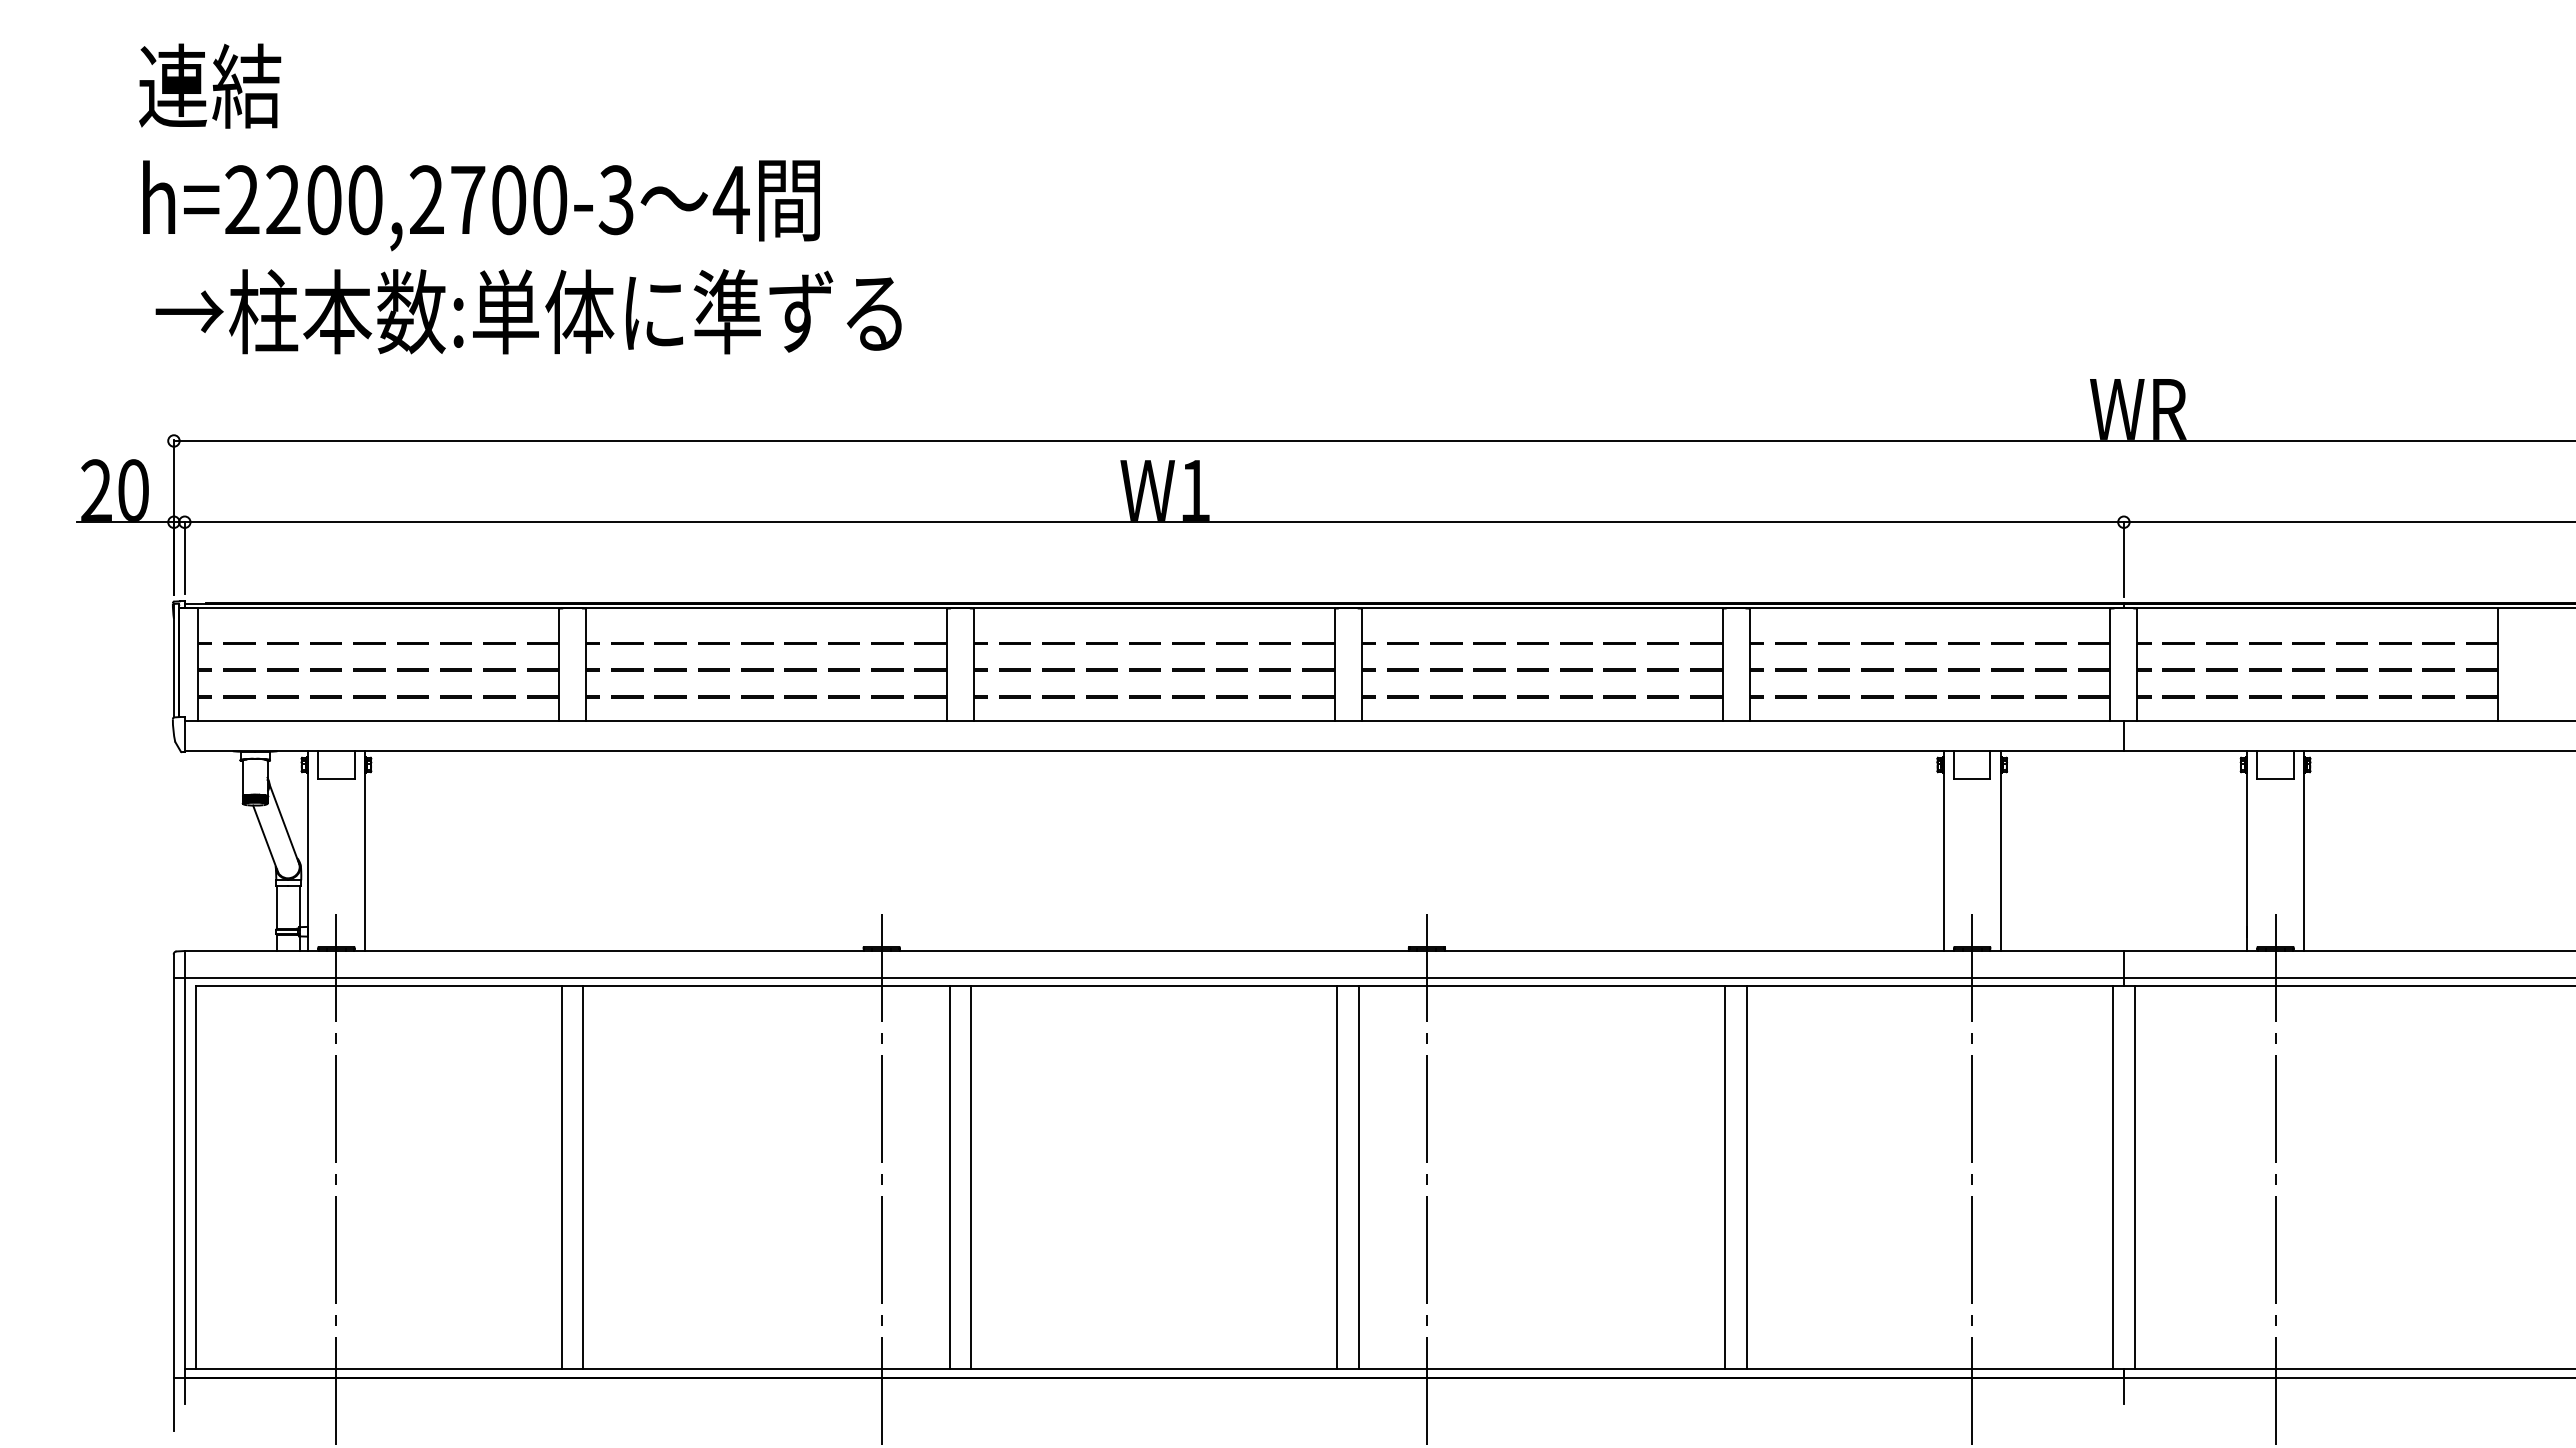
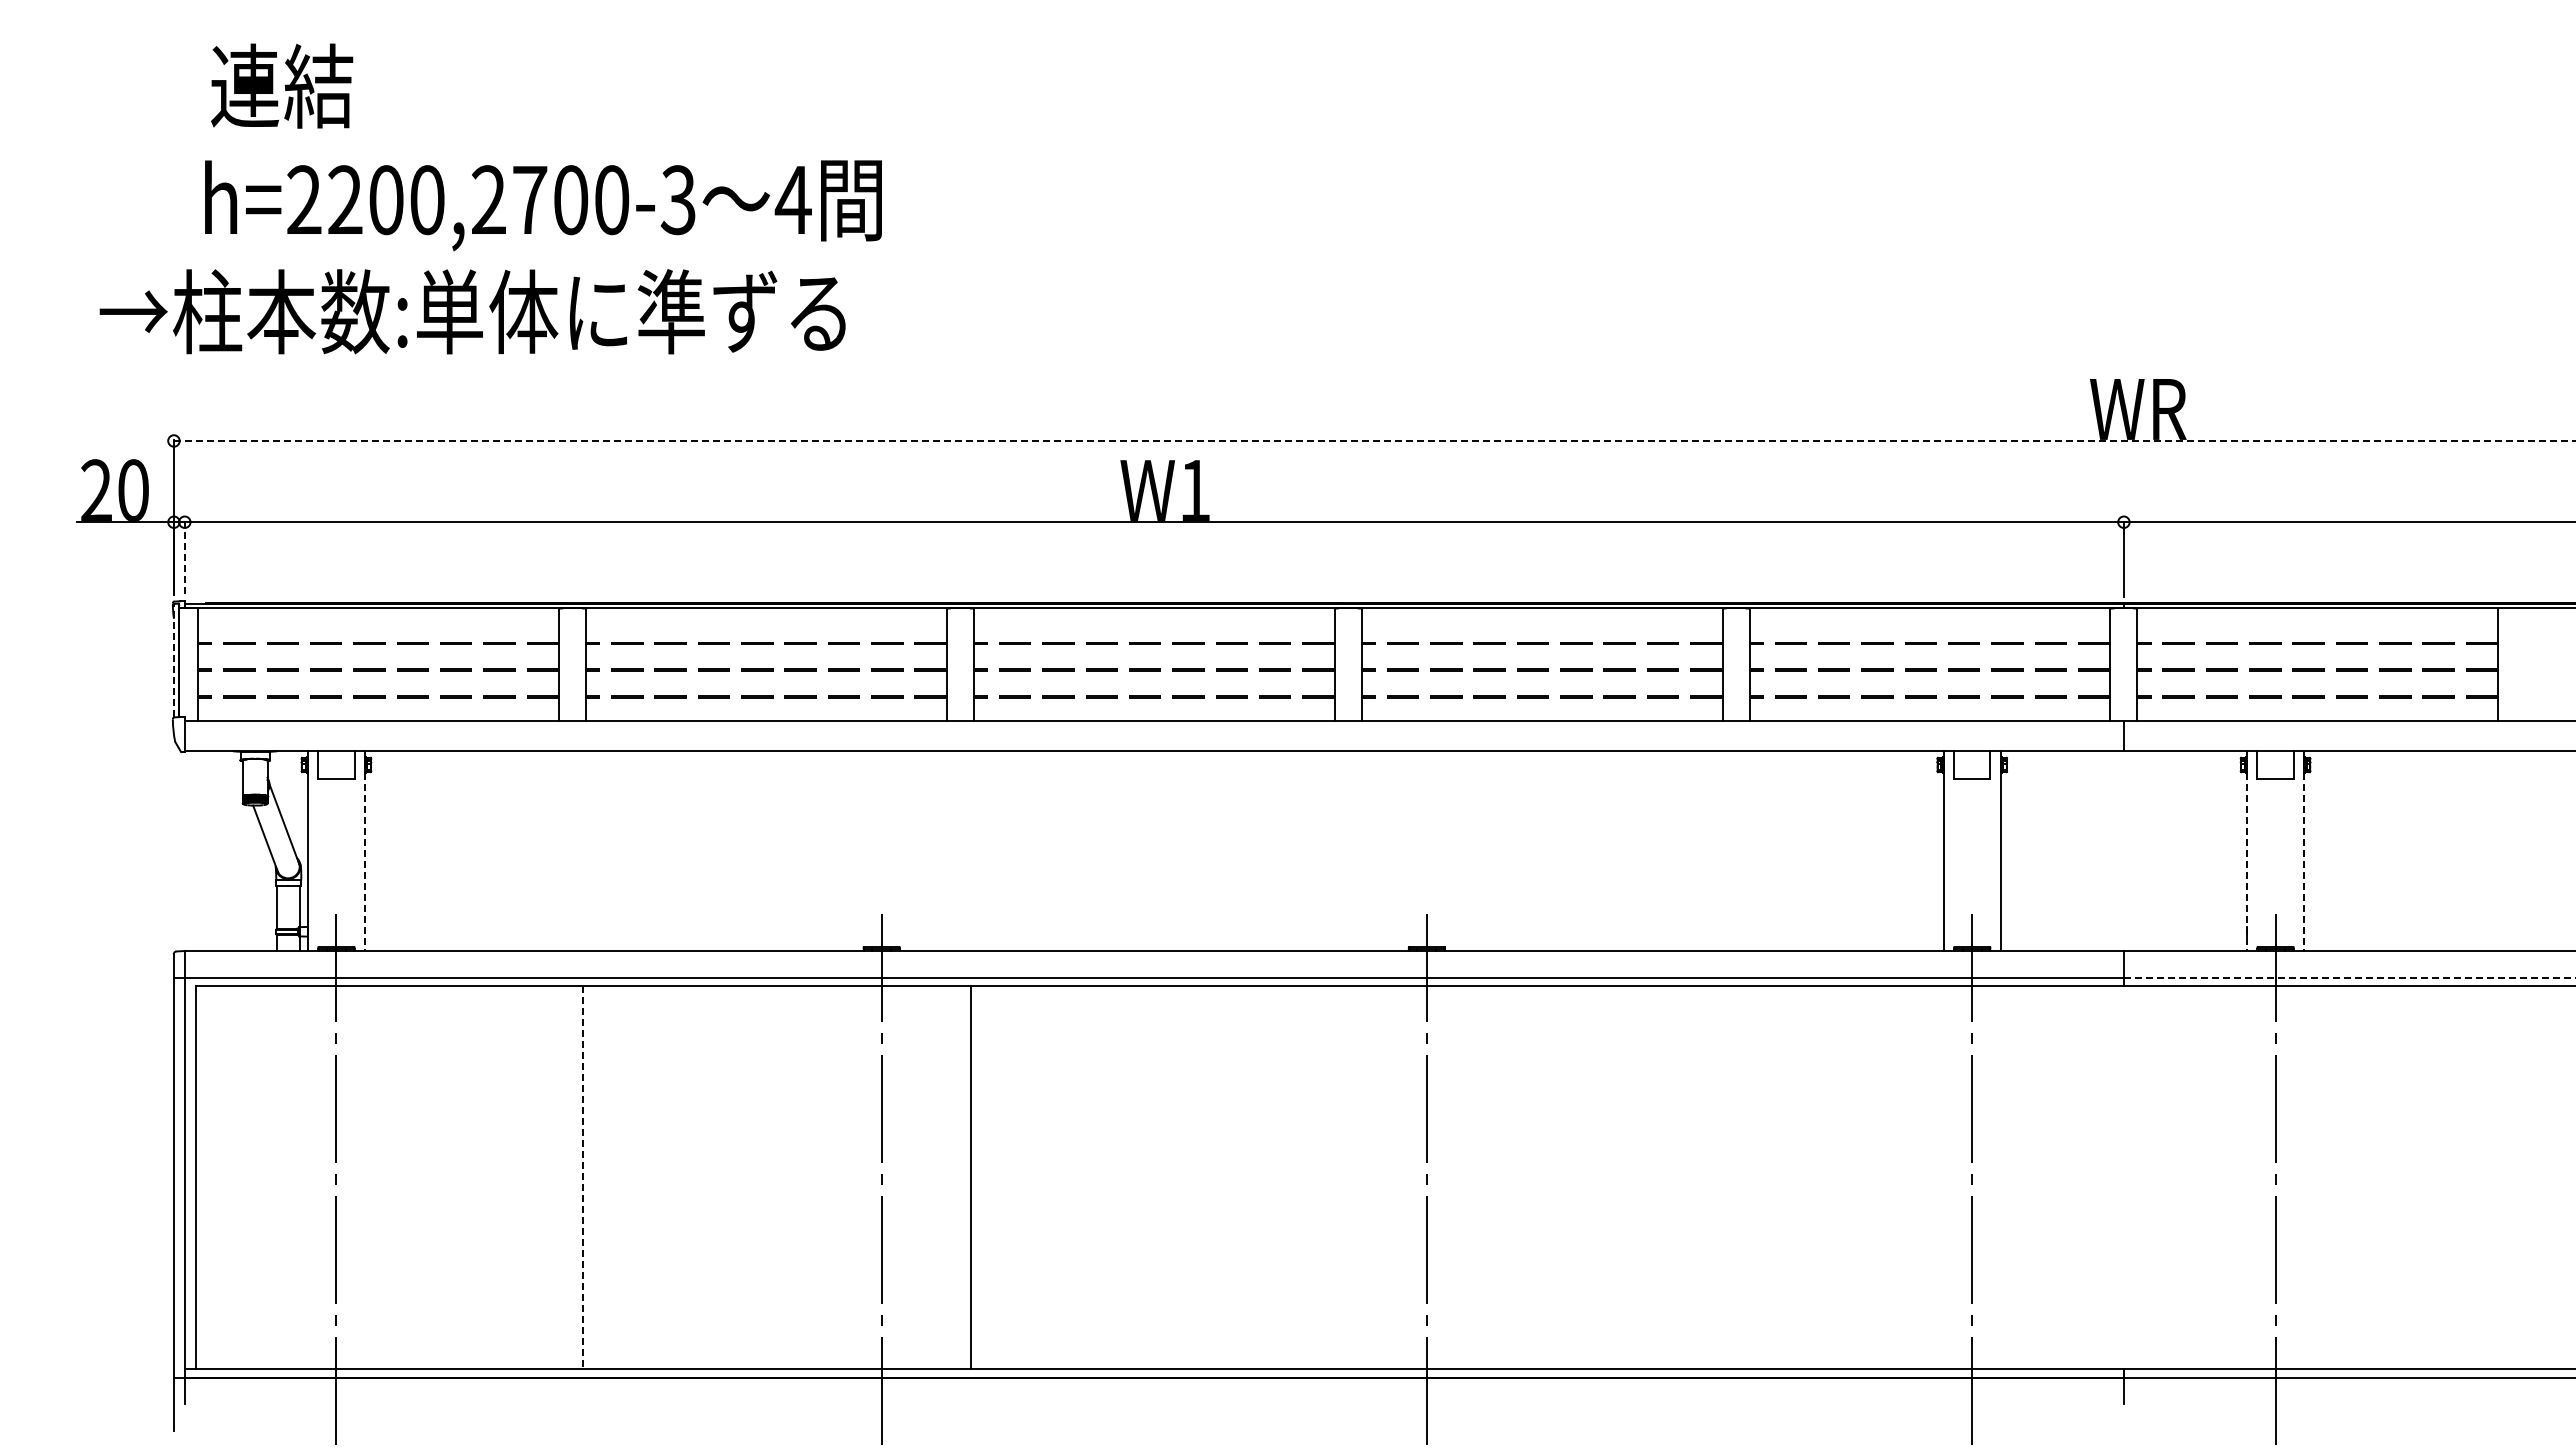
text position: (210, 85) -> (282, 85) (282, 85)
text position: (481, 205) -> (543, 205) (543, 205)
text position: (528, 311) -> (472, 311) (472, 311)
line: solid -> dashed (1374, 441)
line: solid -> dashed (184, 557)
line: solid -> dashed (173, 660)
line: solid -> dashed (365, 851)
line: solid -> dashed (2246, 851)
line: solid -> dashed (2304, 851)
line: solid -> dashed (2349, 977)
line: present -> none (561, 1177)
line: solid -> dashed (583, 1177)
line: present -> none (949, 1177)
line: present -> none (1337, 1177)
line: present -> none (1359, 1177)
line: present -> none (1725, 1177)
line: present -> none (1746, 1177)
line: present -> none (2113, 1177)
line: present -> none (2134, 1177)
